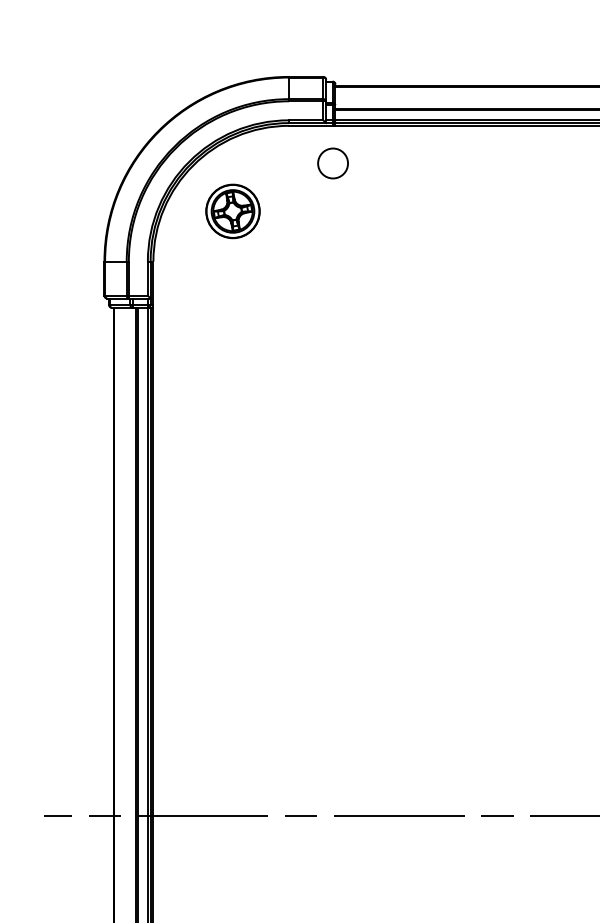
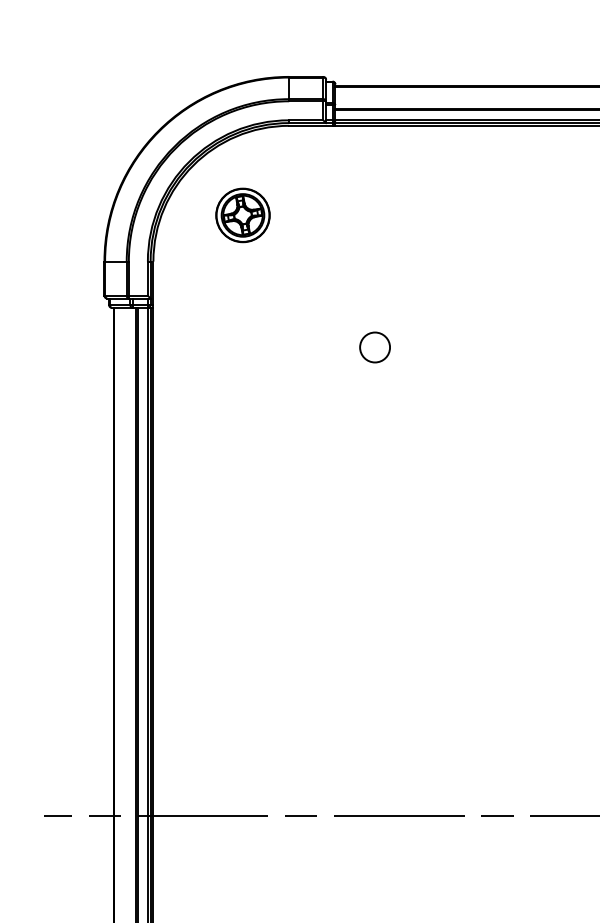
circle position: (332, 163) -> (374, 347) (374, 347)
part position: (232, 211) -> (242, 215) (242, 215)
